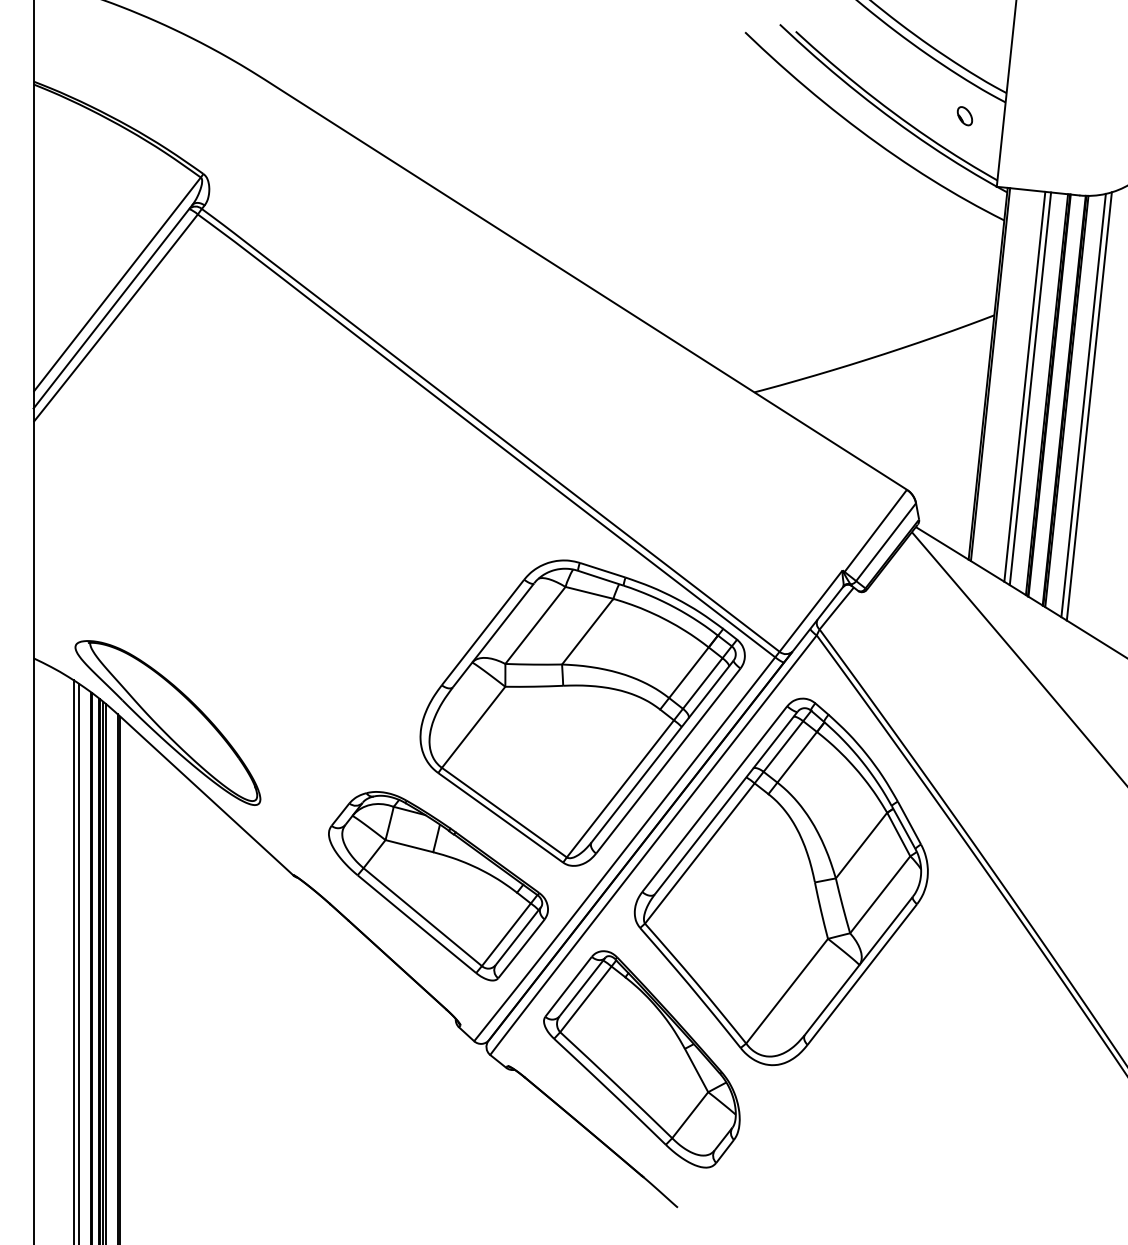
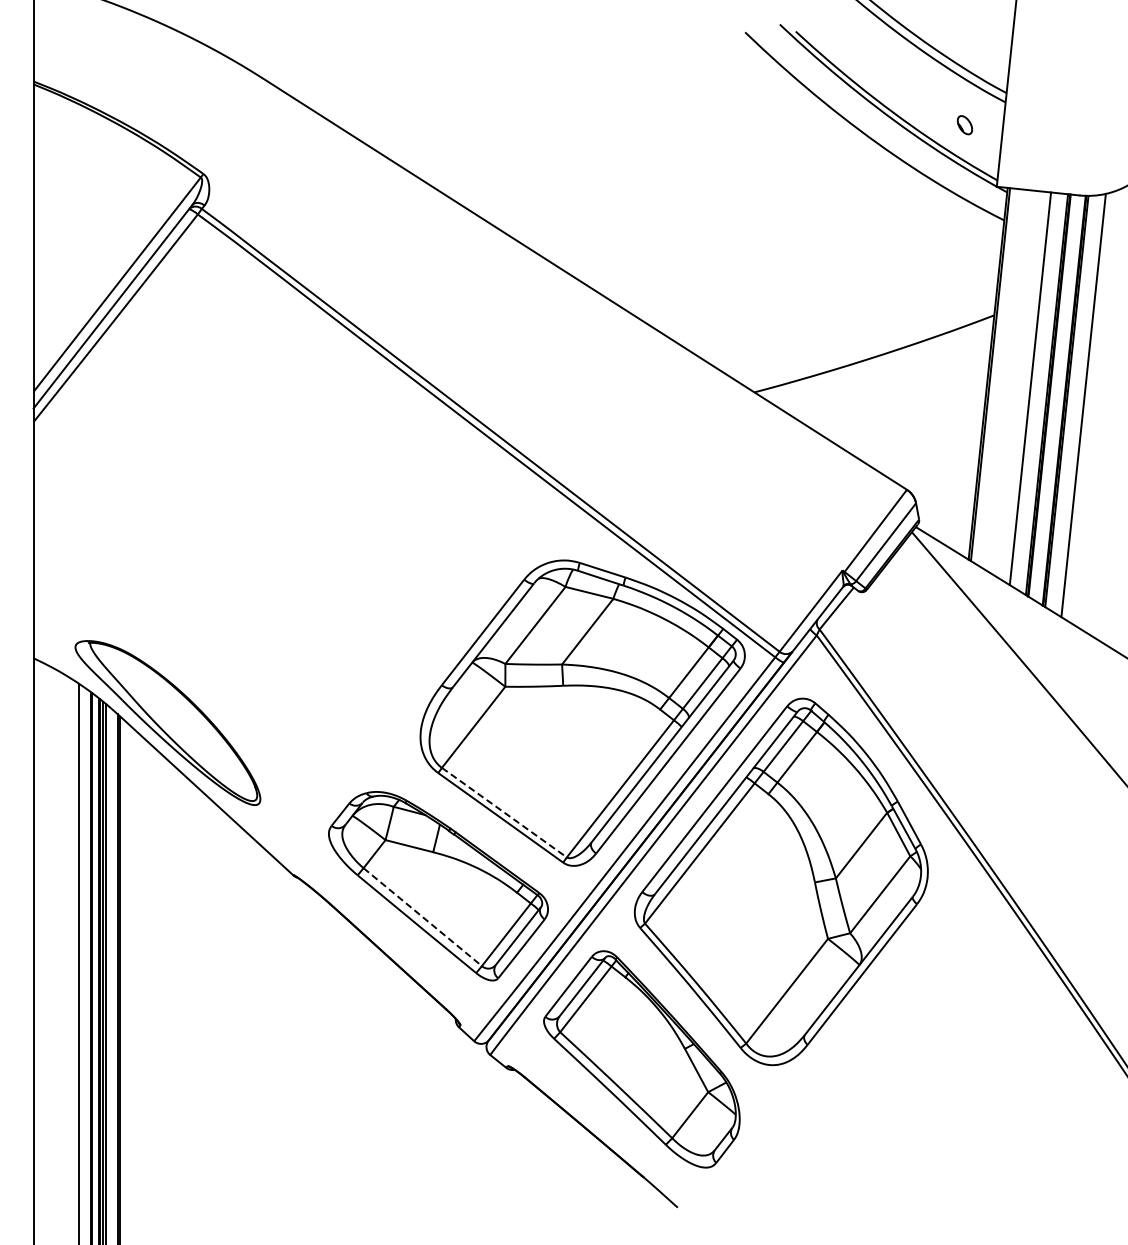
part position: (964, 116) -> (964, 125) (964, 125)
line: present -> none (1024, 386)
line: present -> none (1088, 406)
line: solid -> dashed (504, 812)
line: solid -> dashed (422, 917)
line: present -> none (73, 960)
